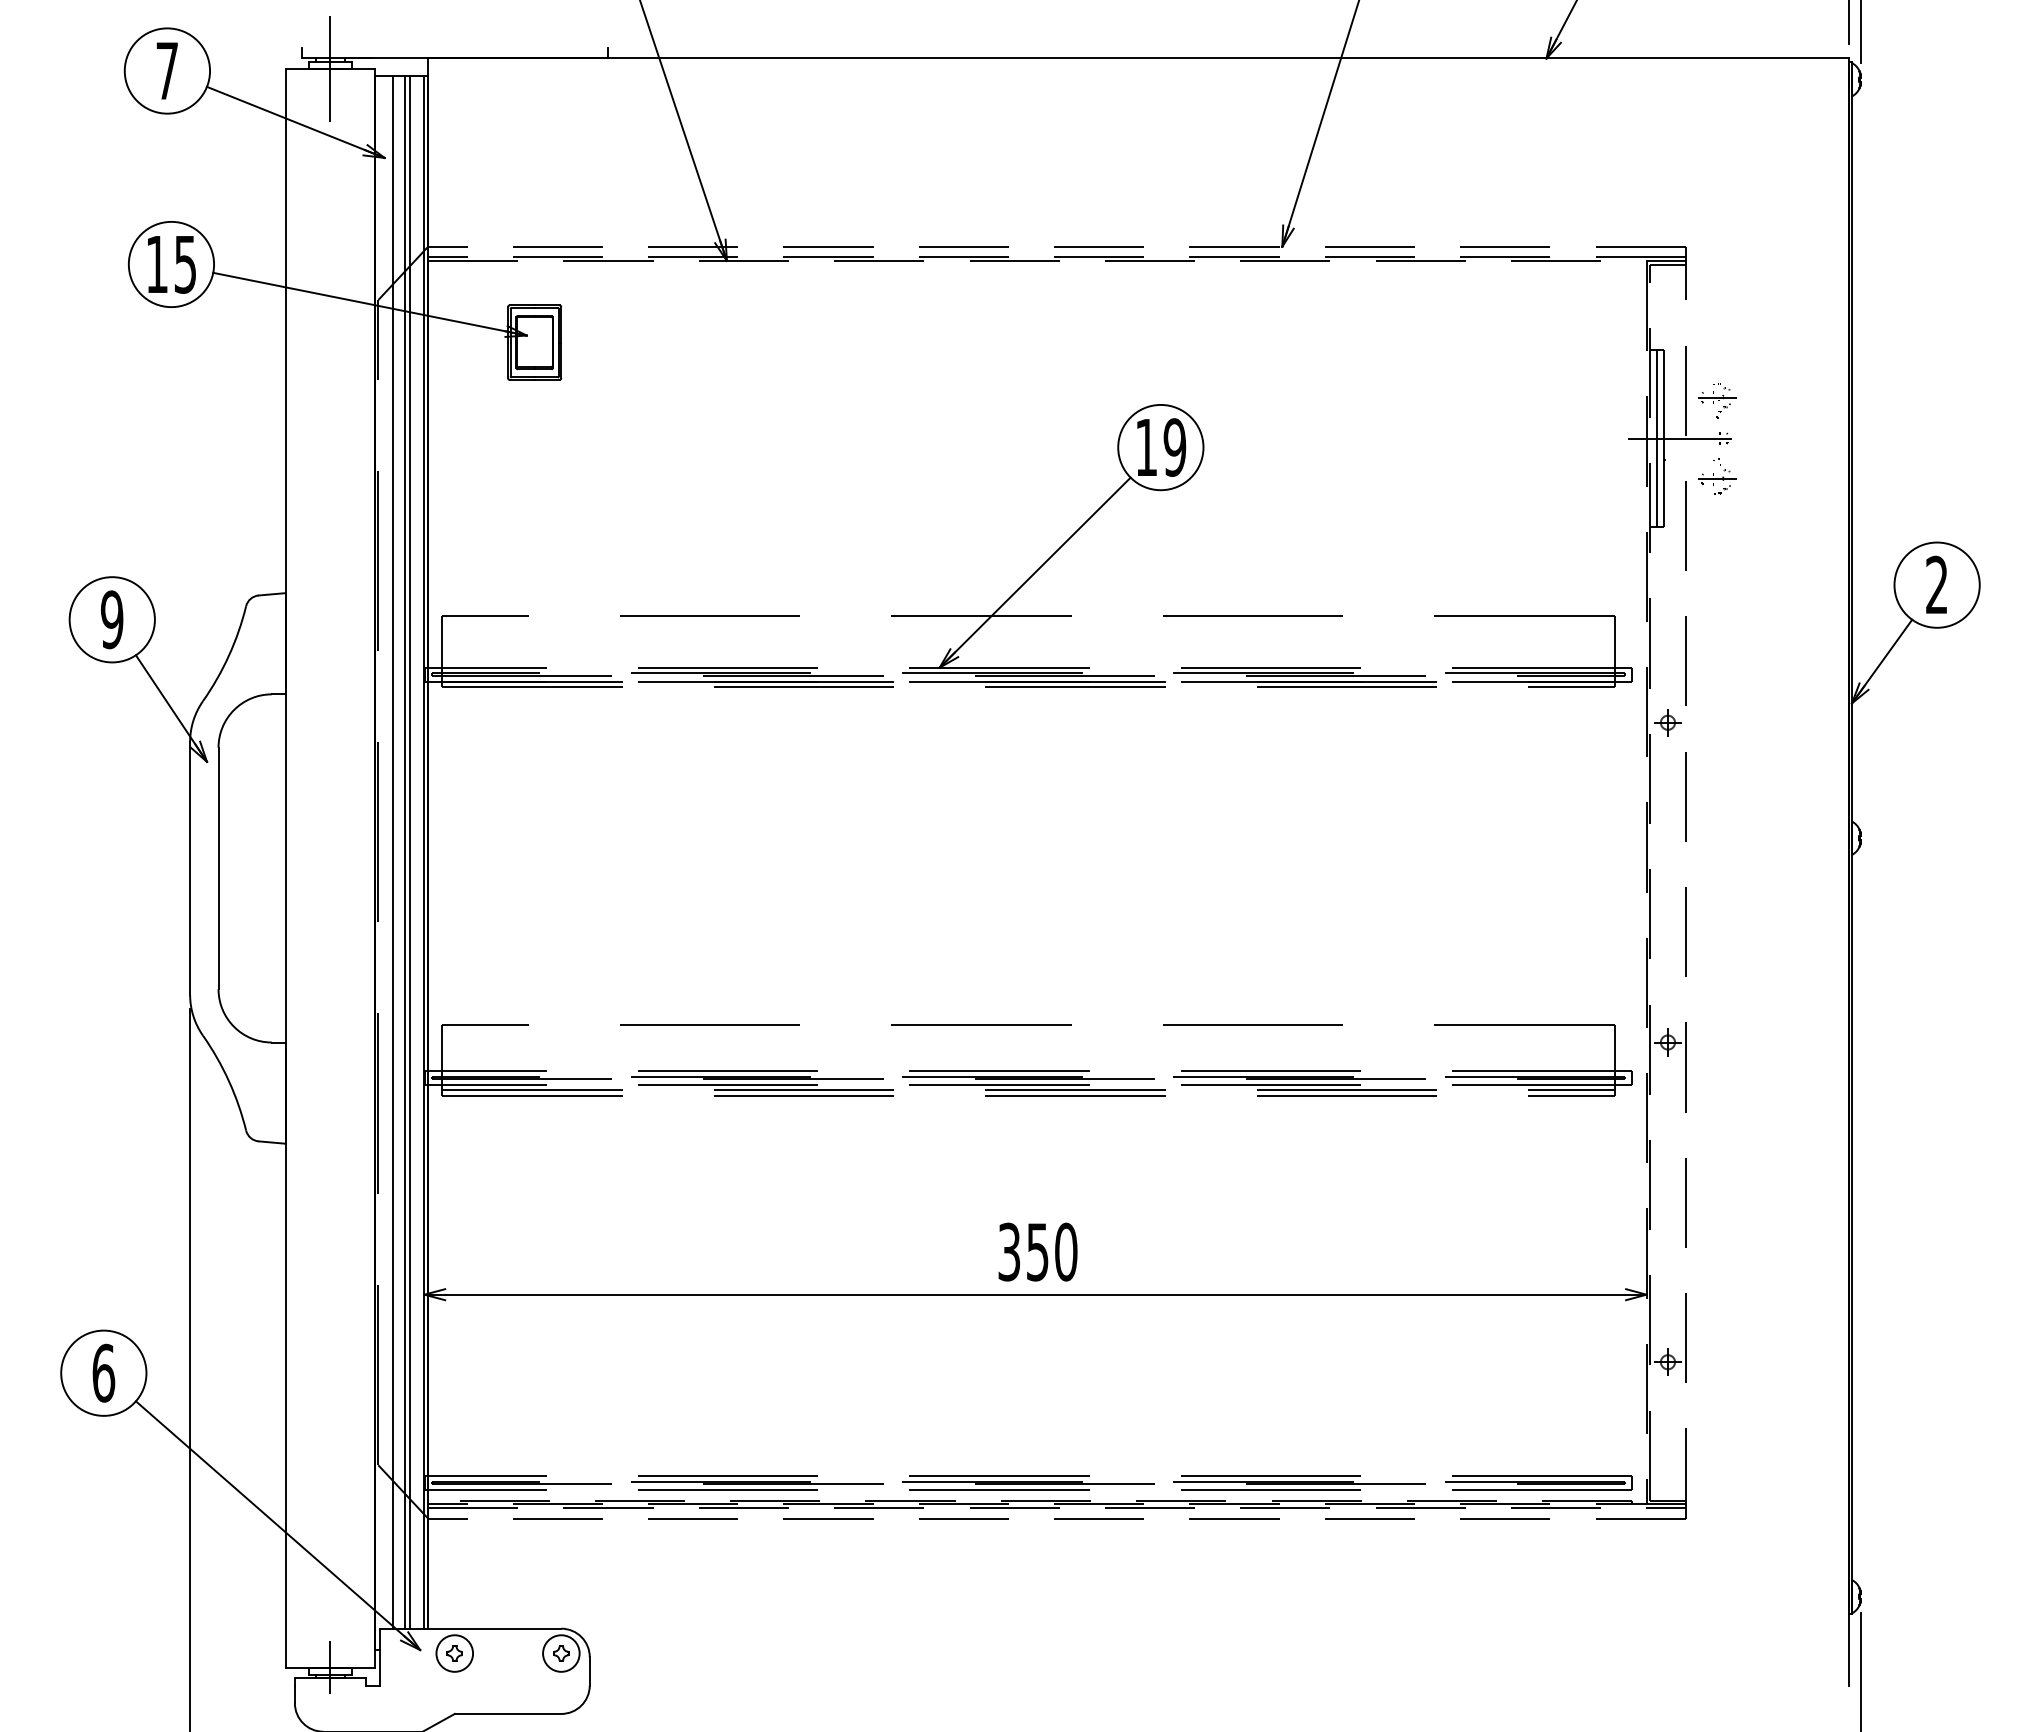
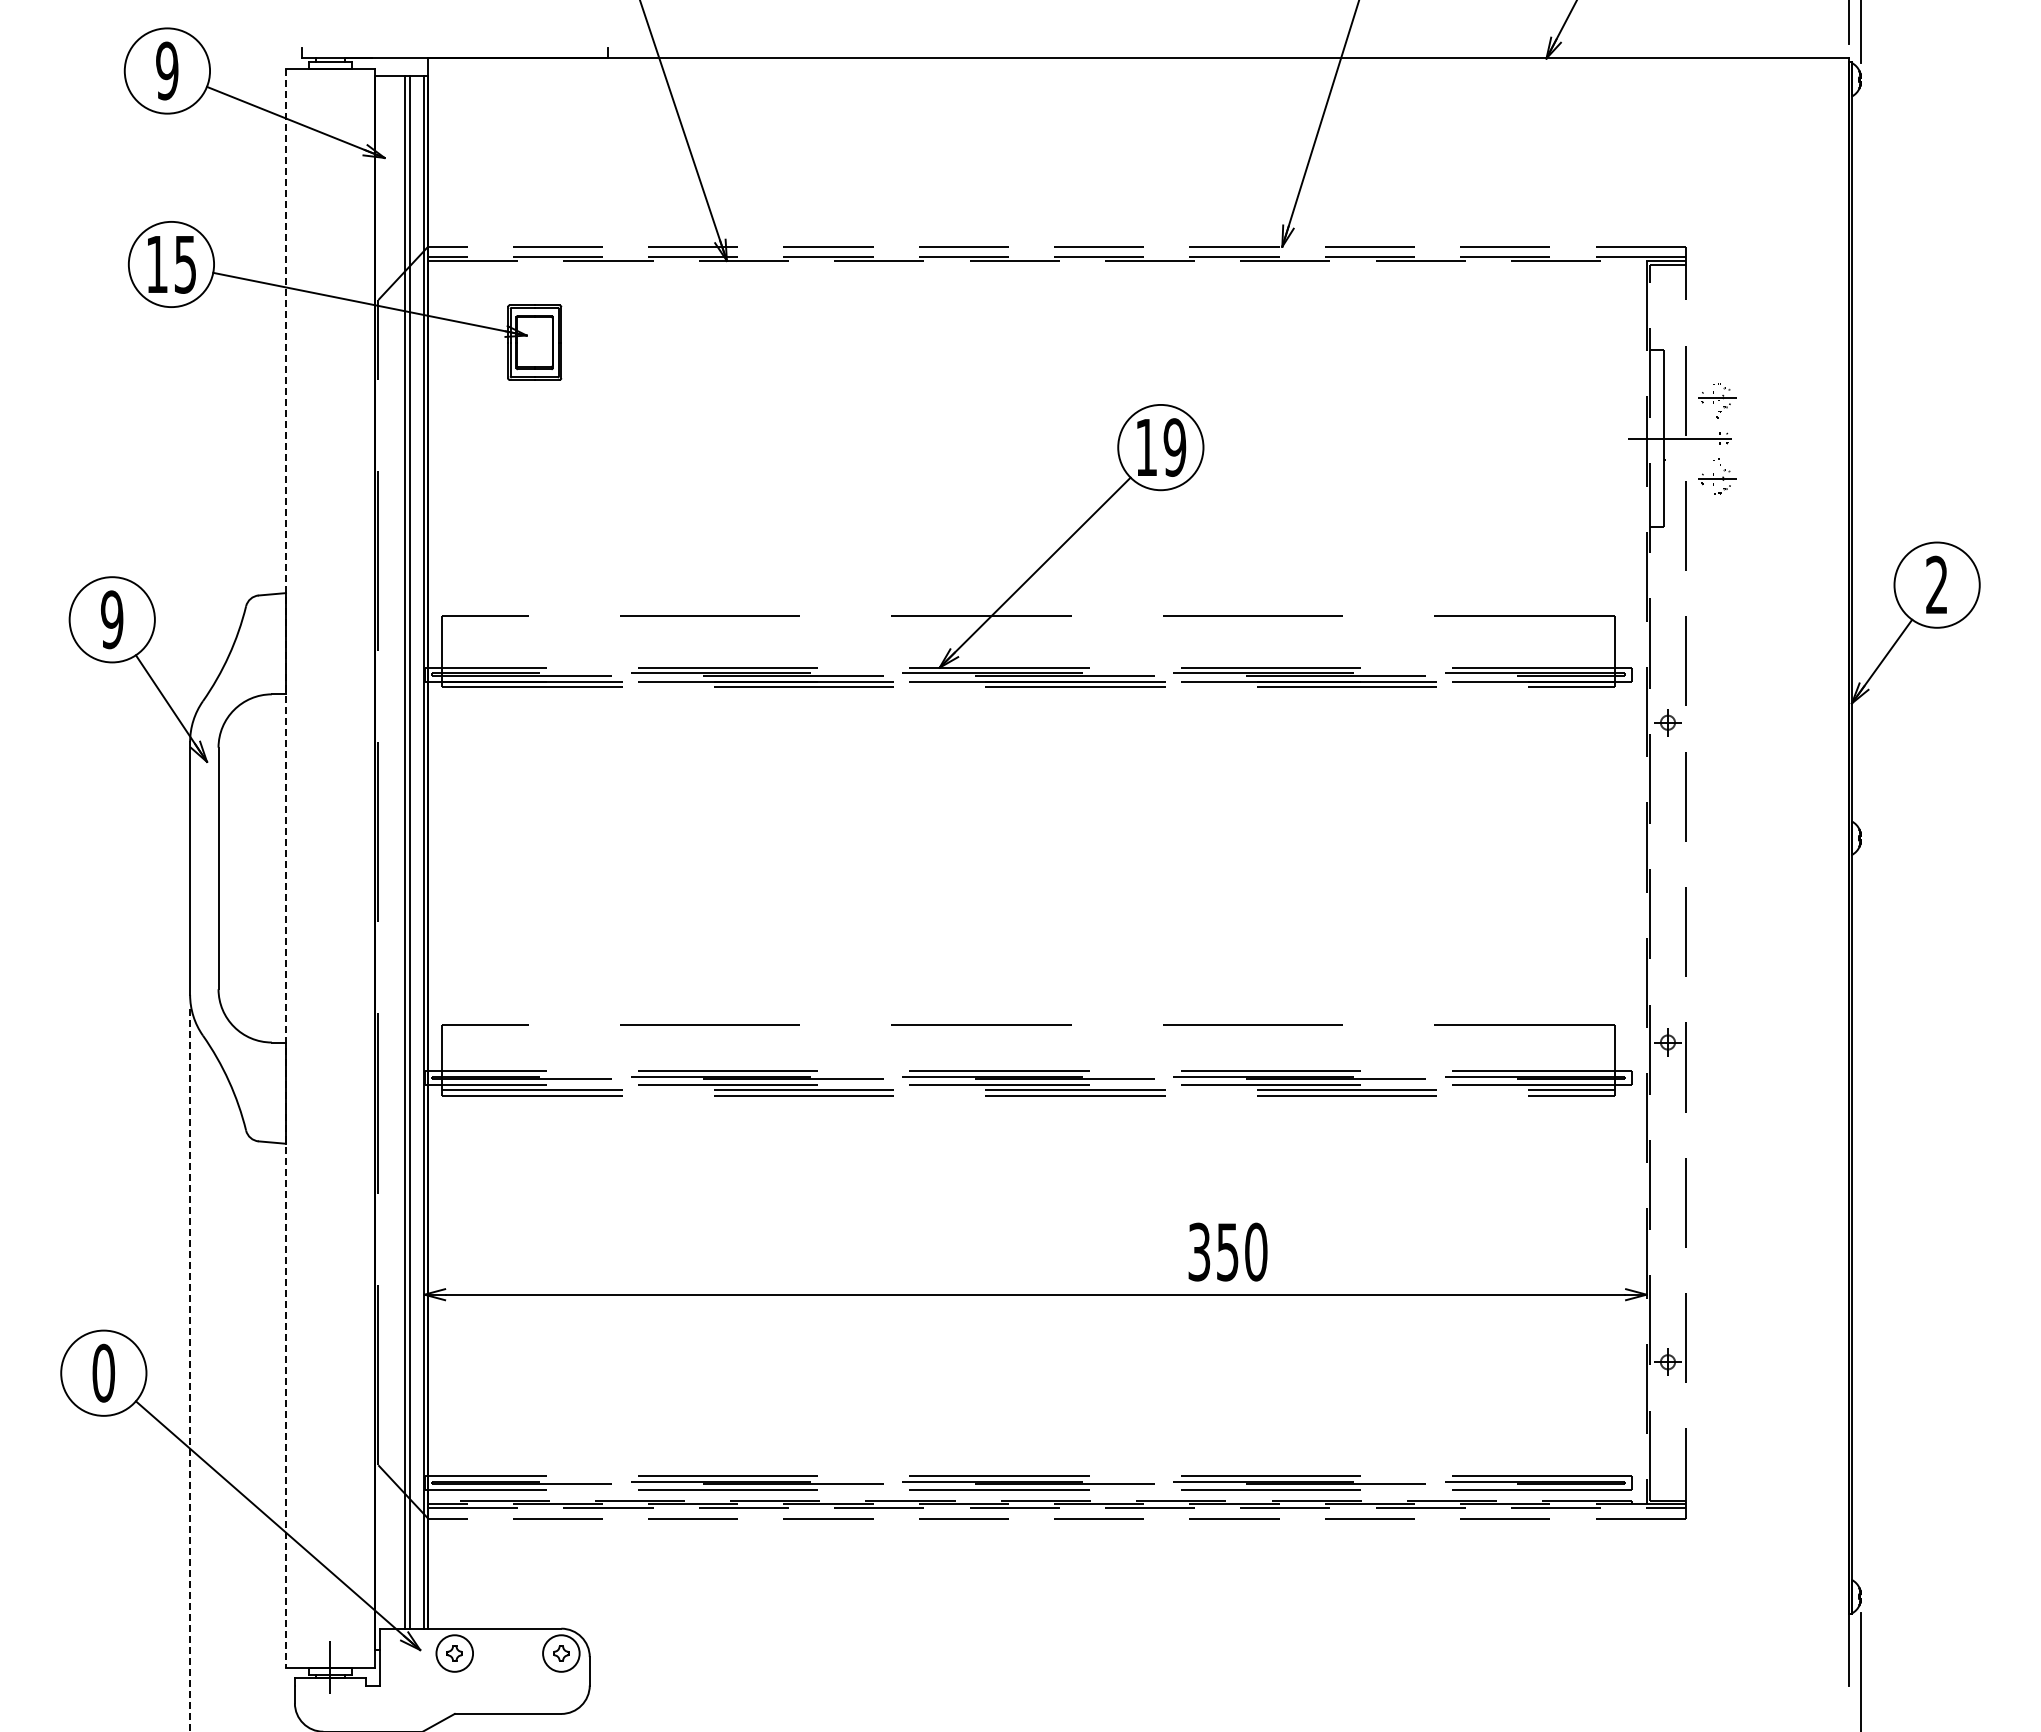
line: present -> none (330, 68)
text: 7 -> 9 (167, 70)
line: present -> none (1657, 438)
line: present -> none (392, 852)
line: solid -> dashed (286, 868)
text position: (1037, 1251) -> (1227, 1251) (1227, 1251)
line: solid -> dashed (190, 1371)
text: 6 -> 0 (103, 1372)
